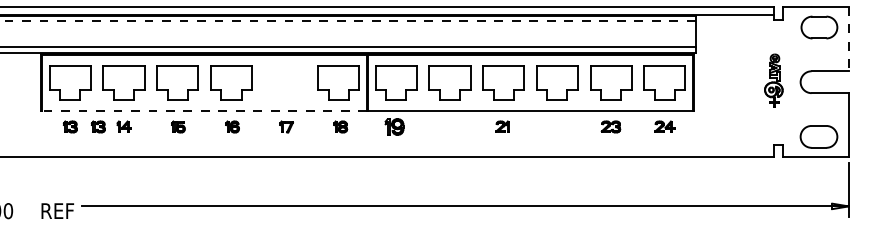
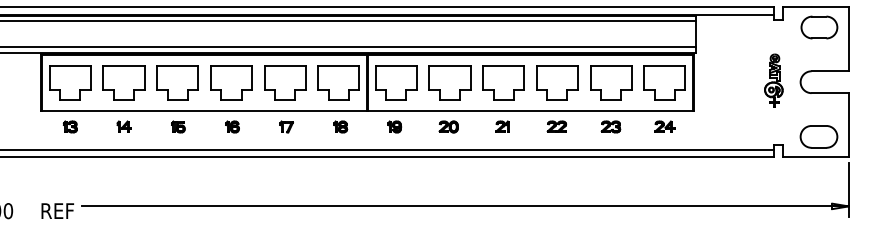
line: dashed -> solid (348, 21)
line: dashed -> solid (848, 39)
part: none -> present (285, 82)
line: dashed -> solid (204, 110)
part: present -> none (97, 126)
part size: 21x18 px -> 16x14 px (394, 126)
part: none -> present (448, 126)
part: none -> present (556, 126)
line: none -> present (388, 149)
